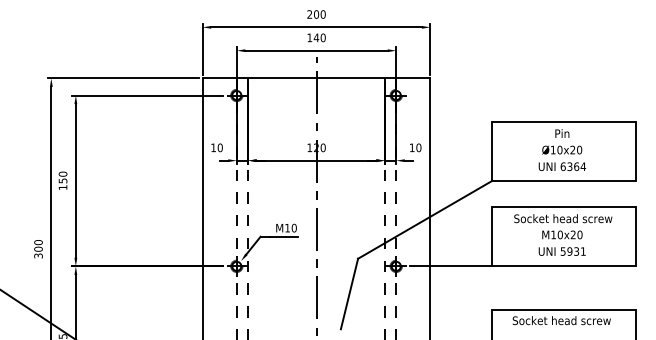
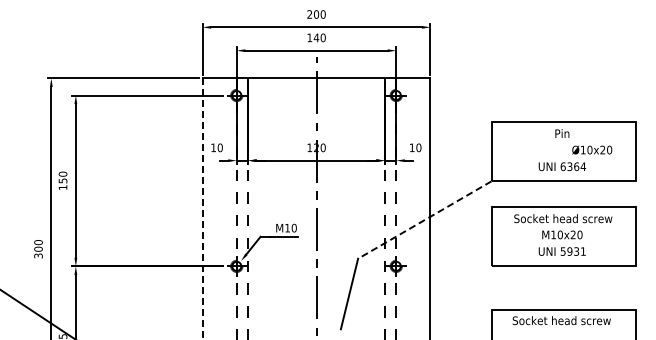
text position: (562, 149) -> (592, 149) (592, 149)
line: solid -> dashed (202, 209)
line: solid -> dashed (424, 220)
line: present -> none (450, 266)
